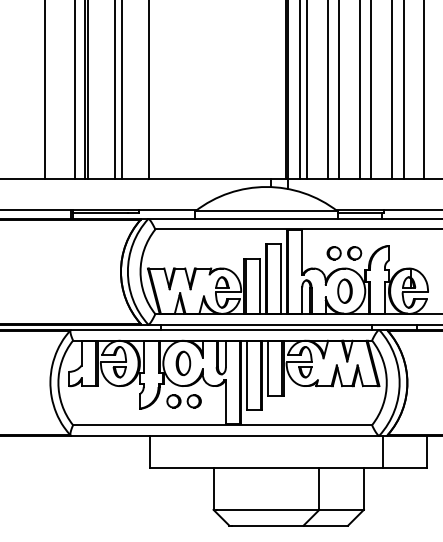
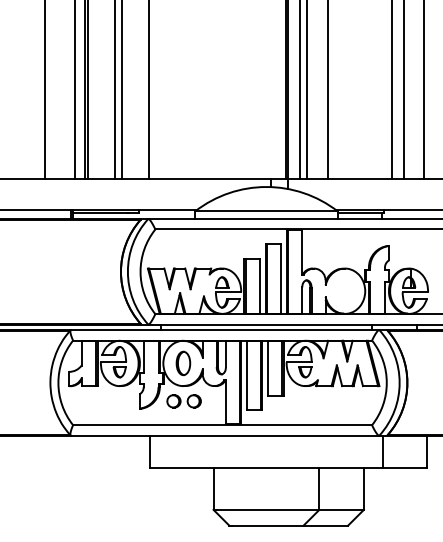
line: present -> none (339, 90)
line: present -> none (359, 90)
line: present -> none (371, 90)
part: present -> none (344, 253)
part: present -> none (344, 290)
